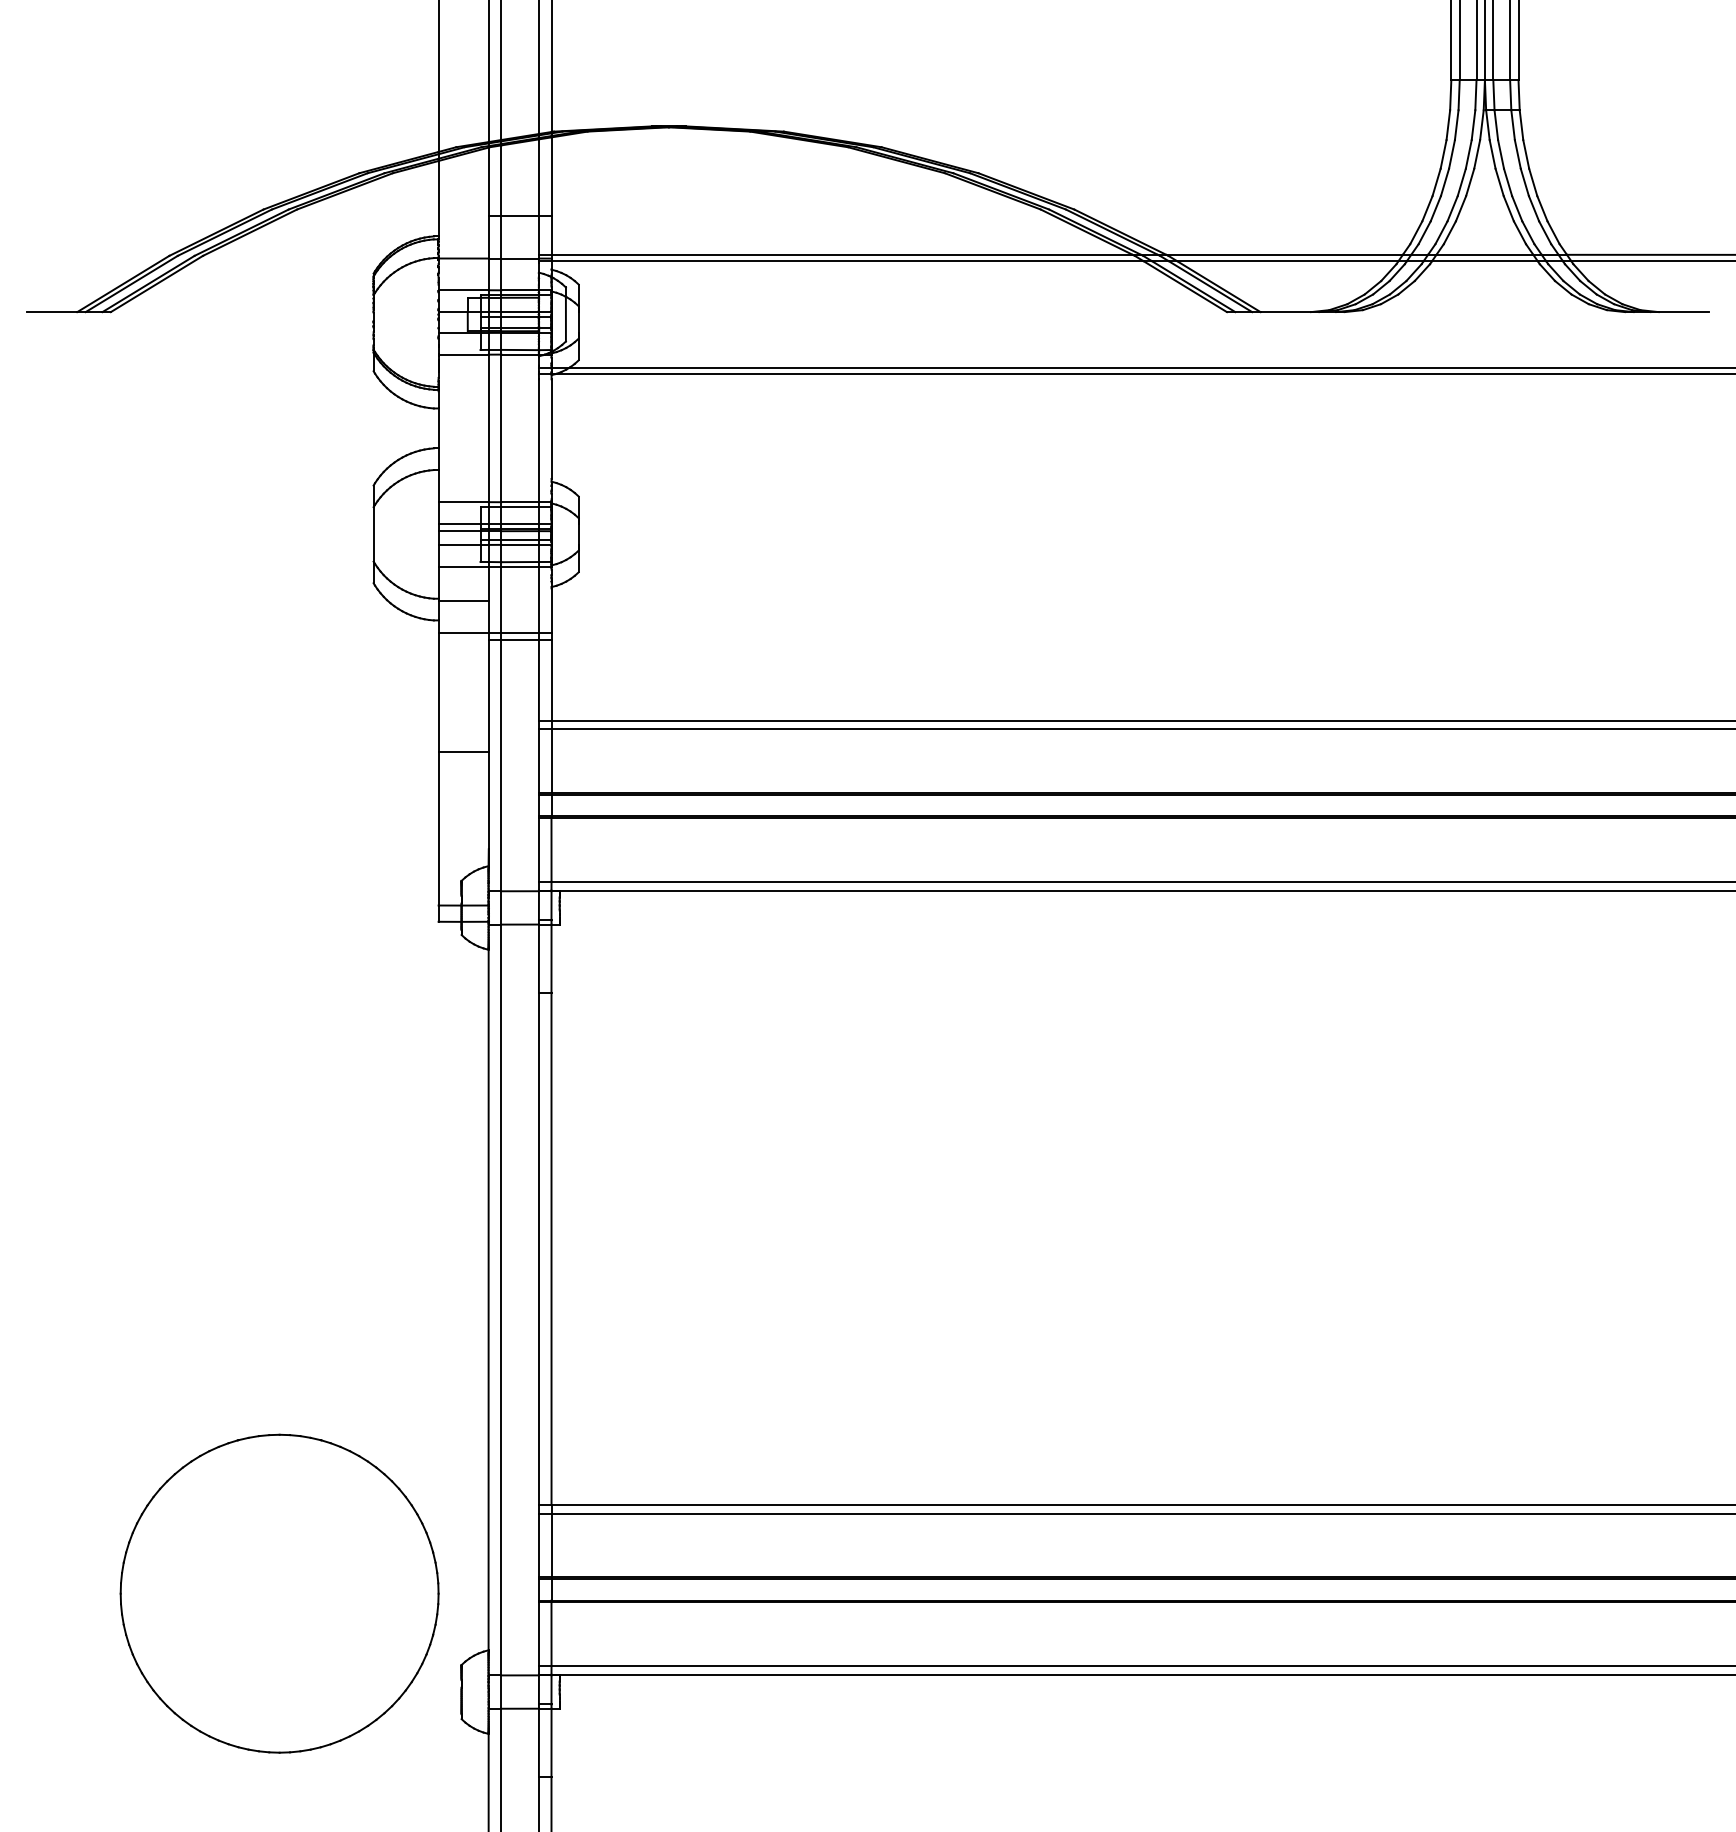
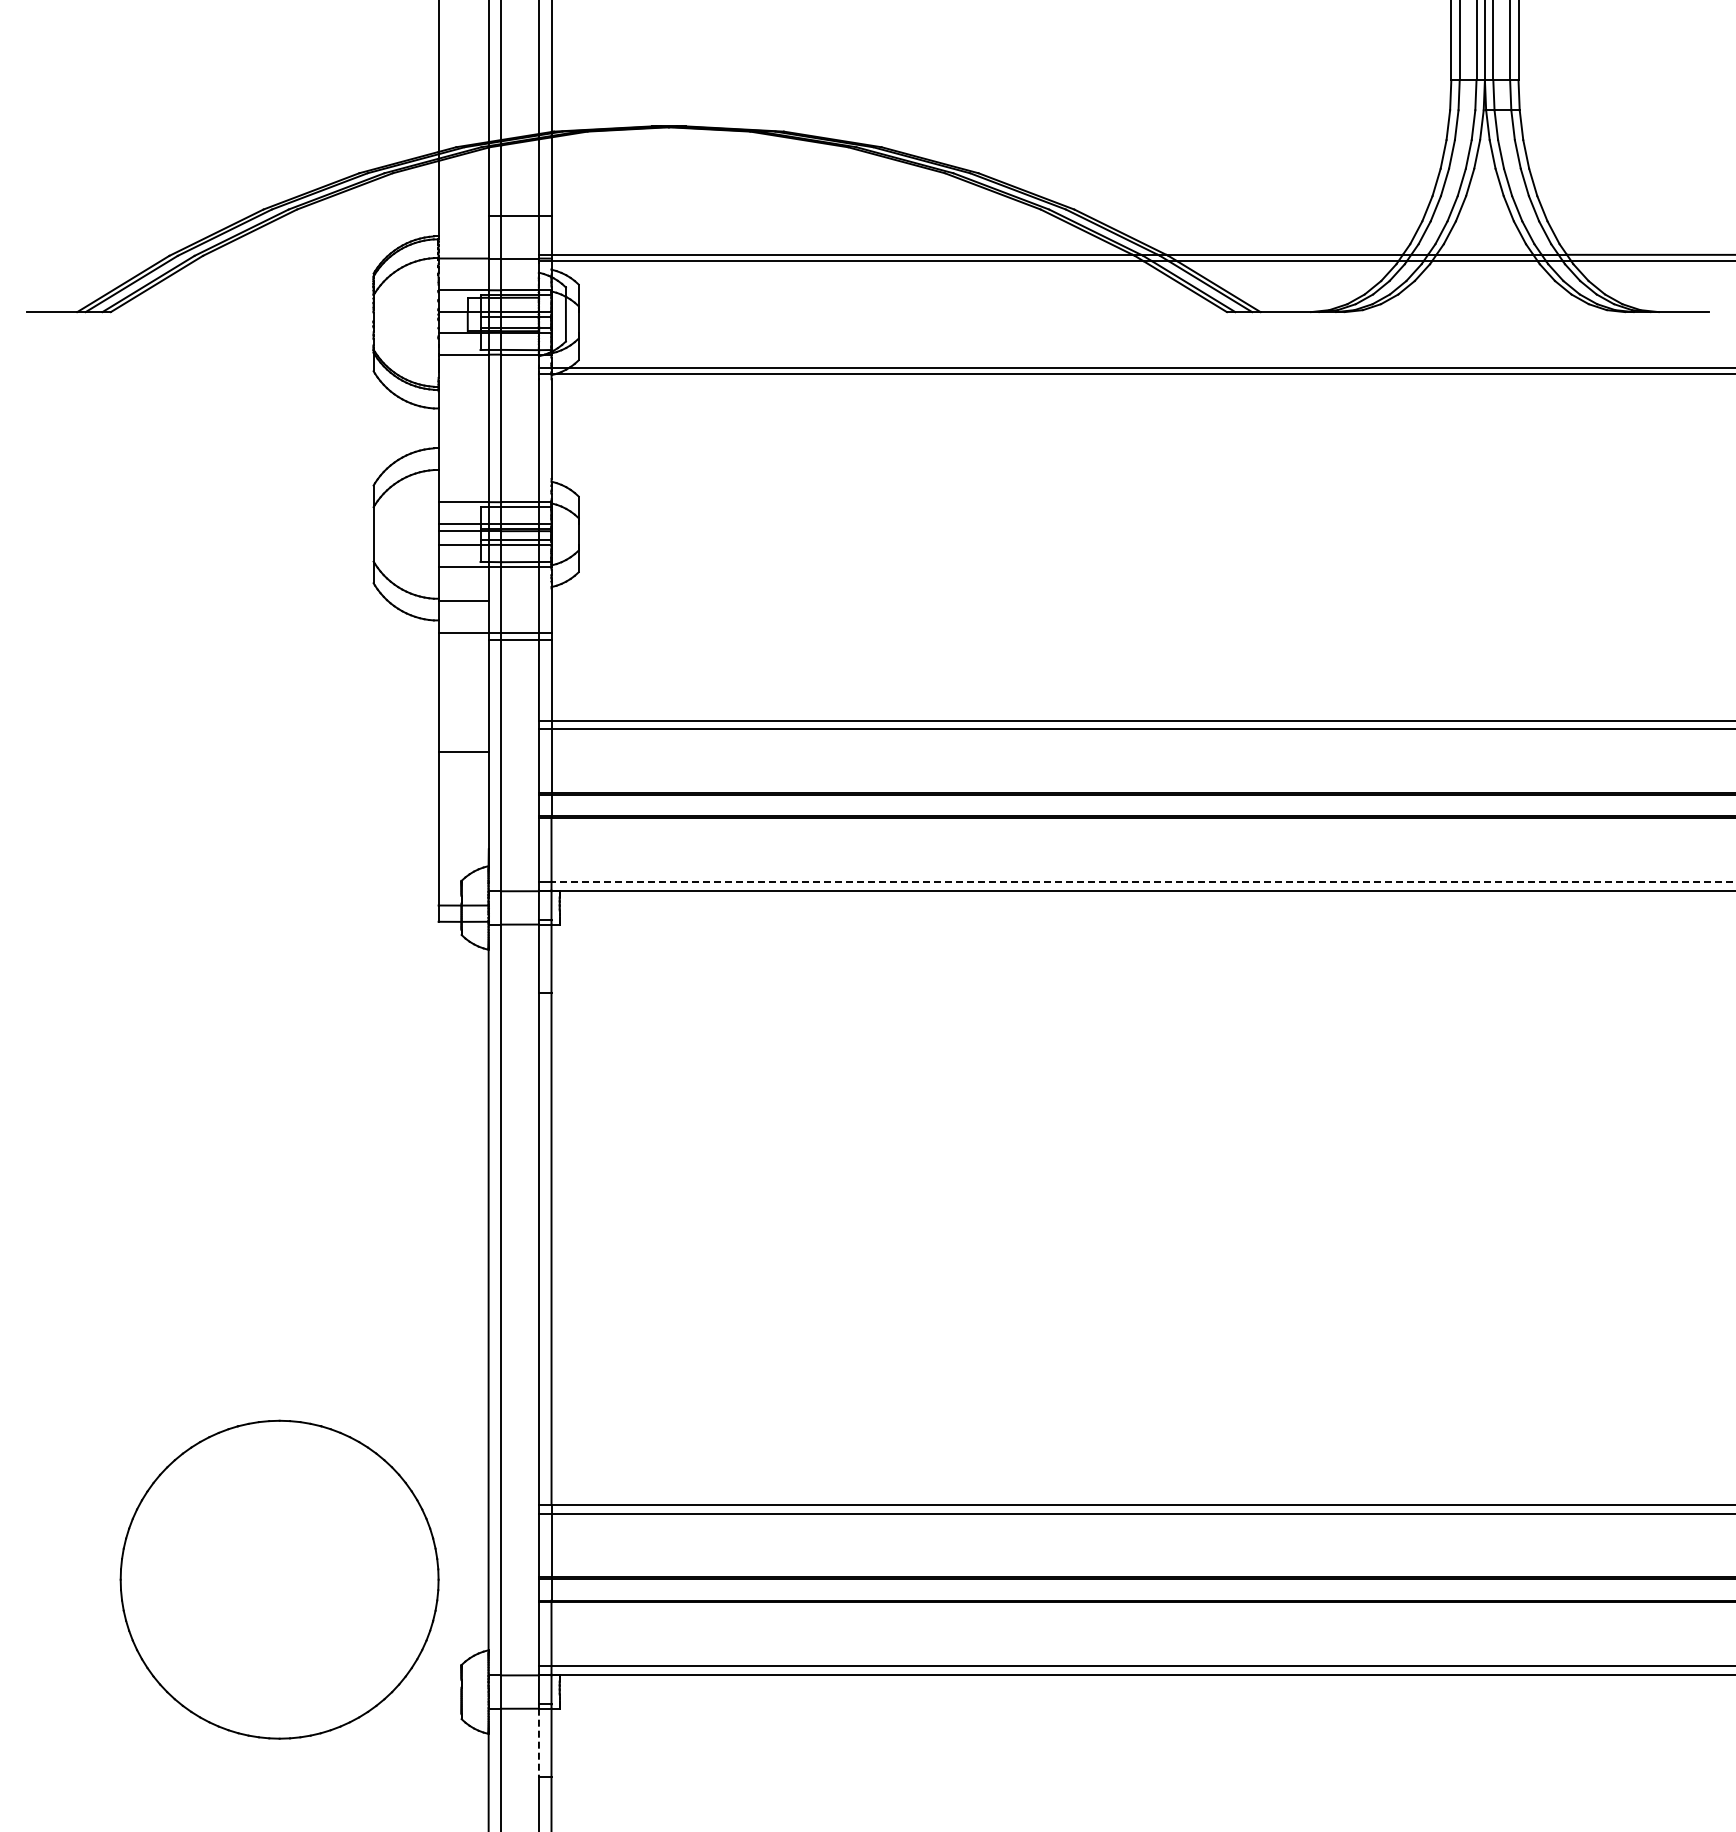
line: solid -> dashed (1143, 881)
part position: (279, 1593) -> (279, 1579) (279, 1579)
line: solid -> dashed (538, 1743)
